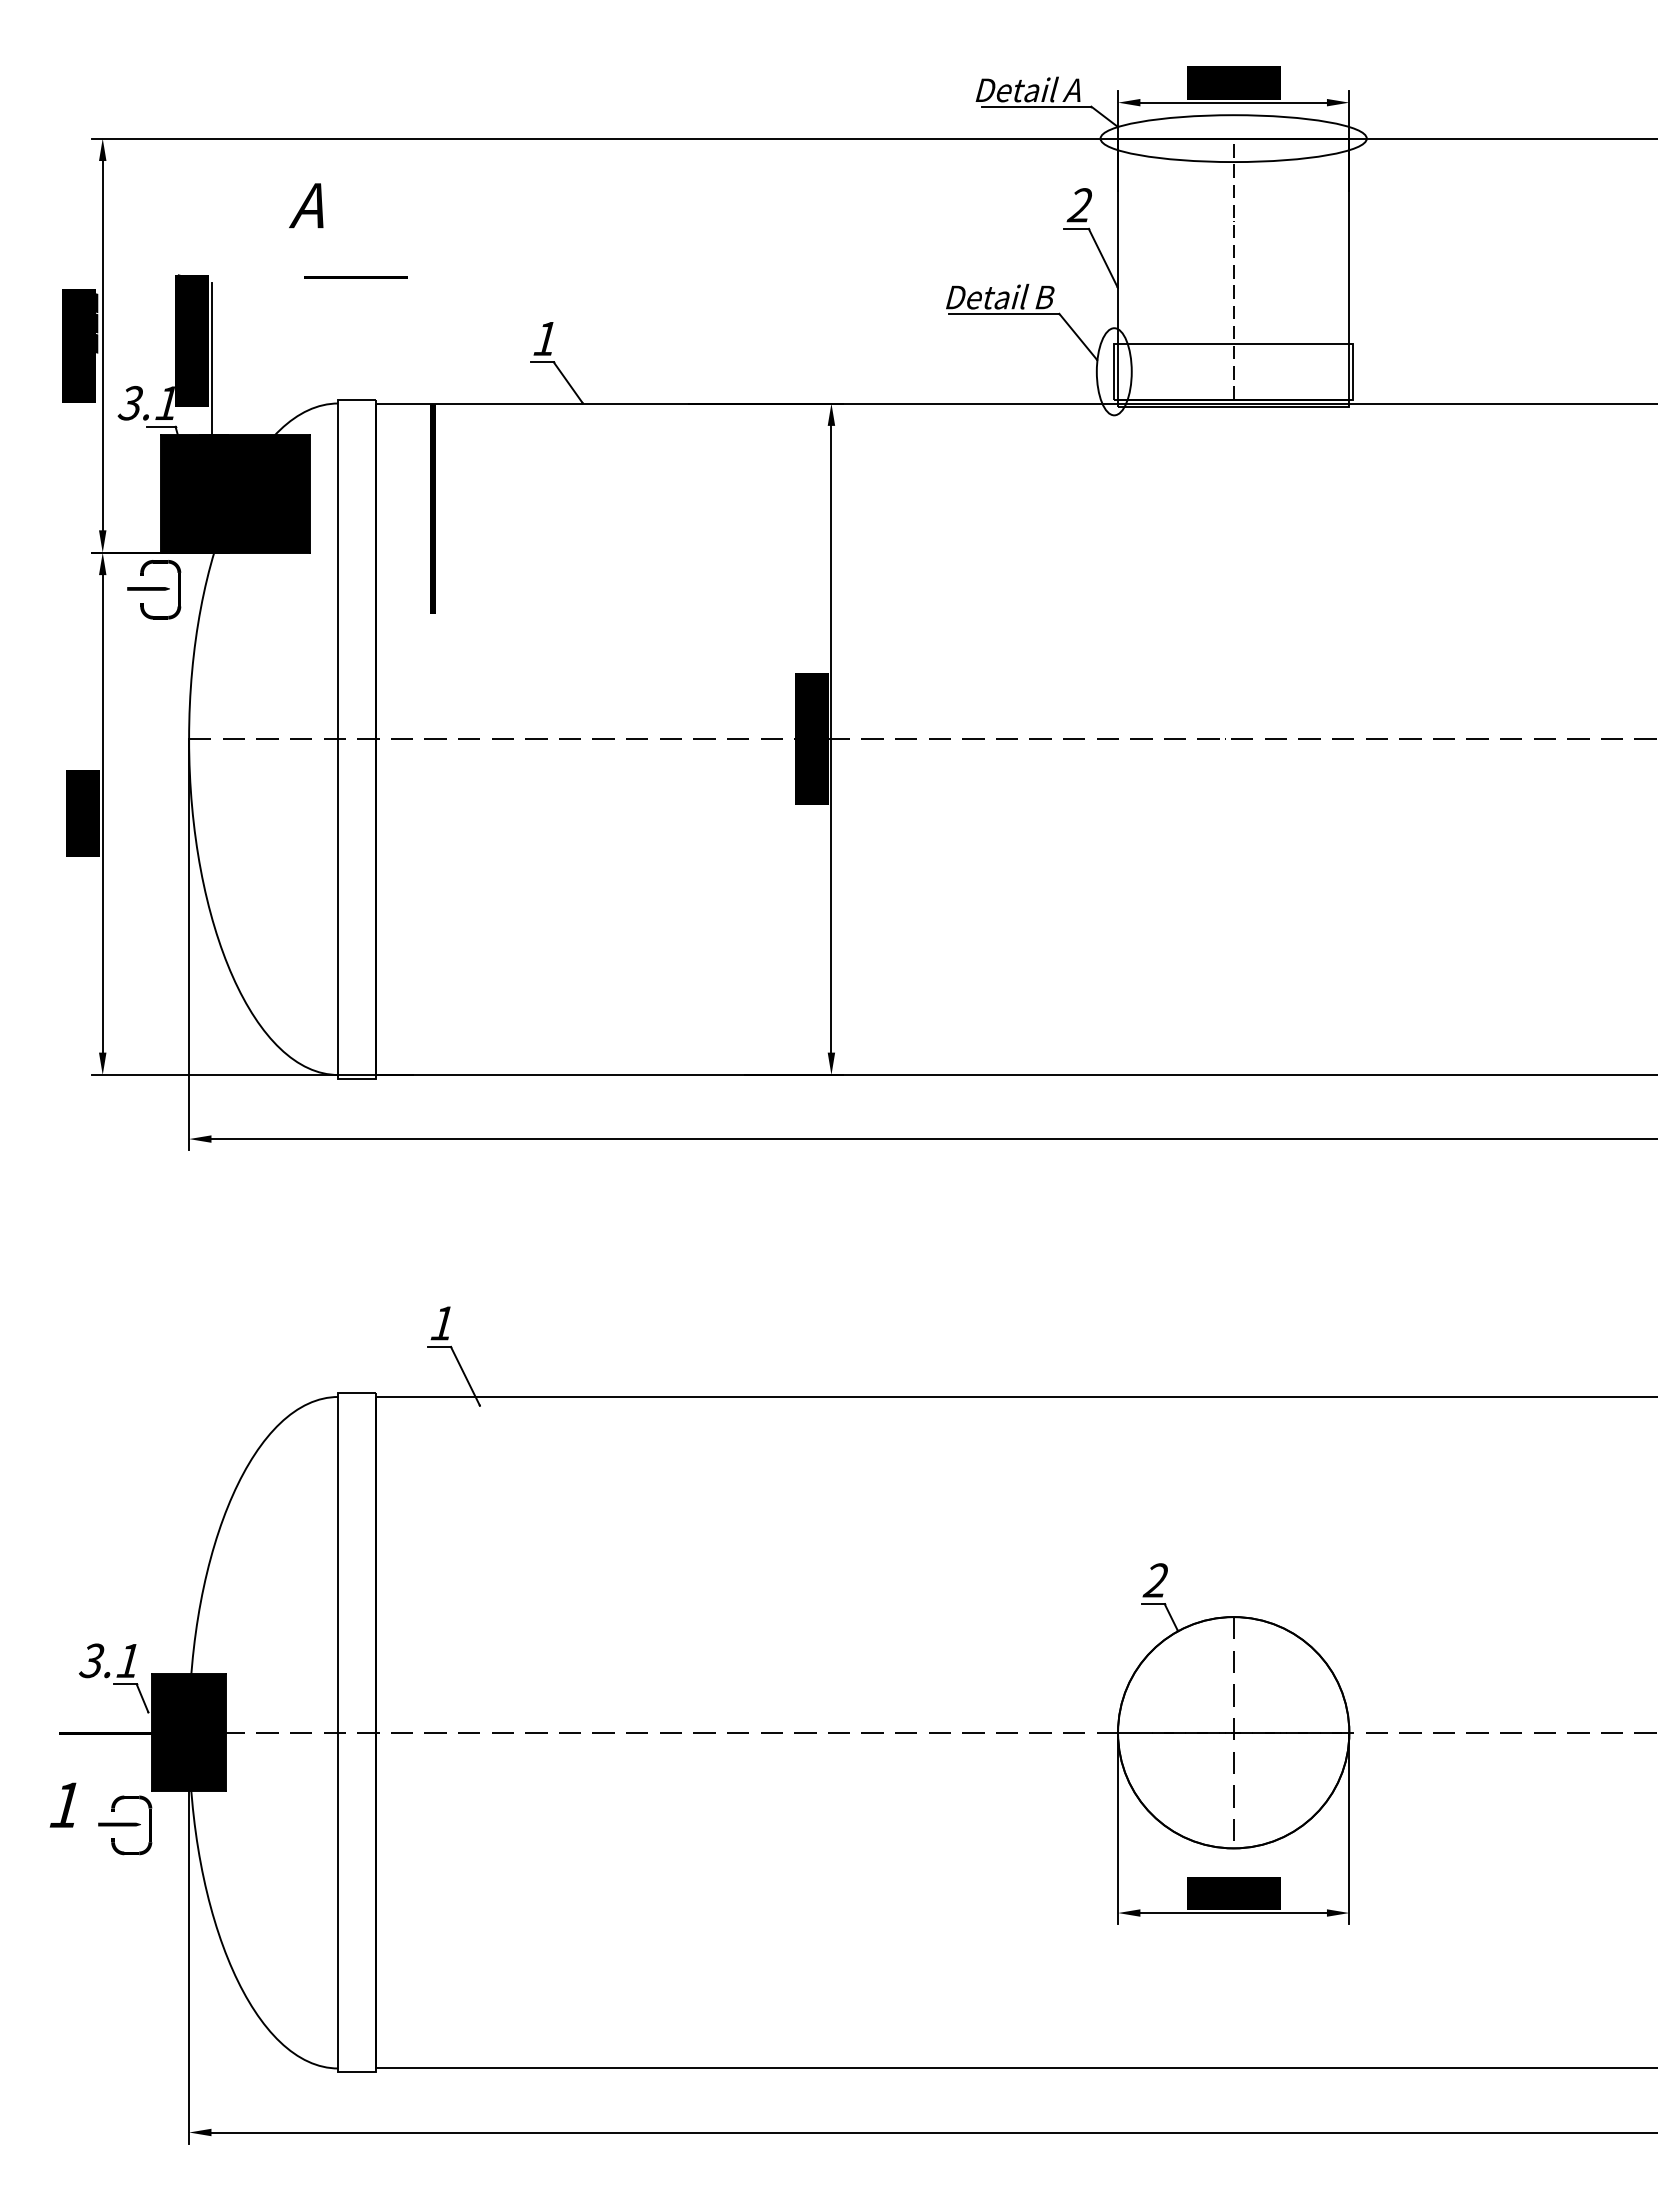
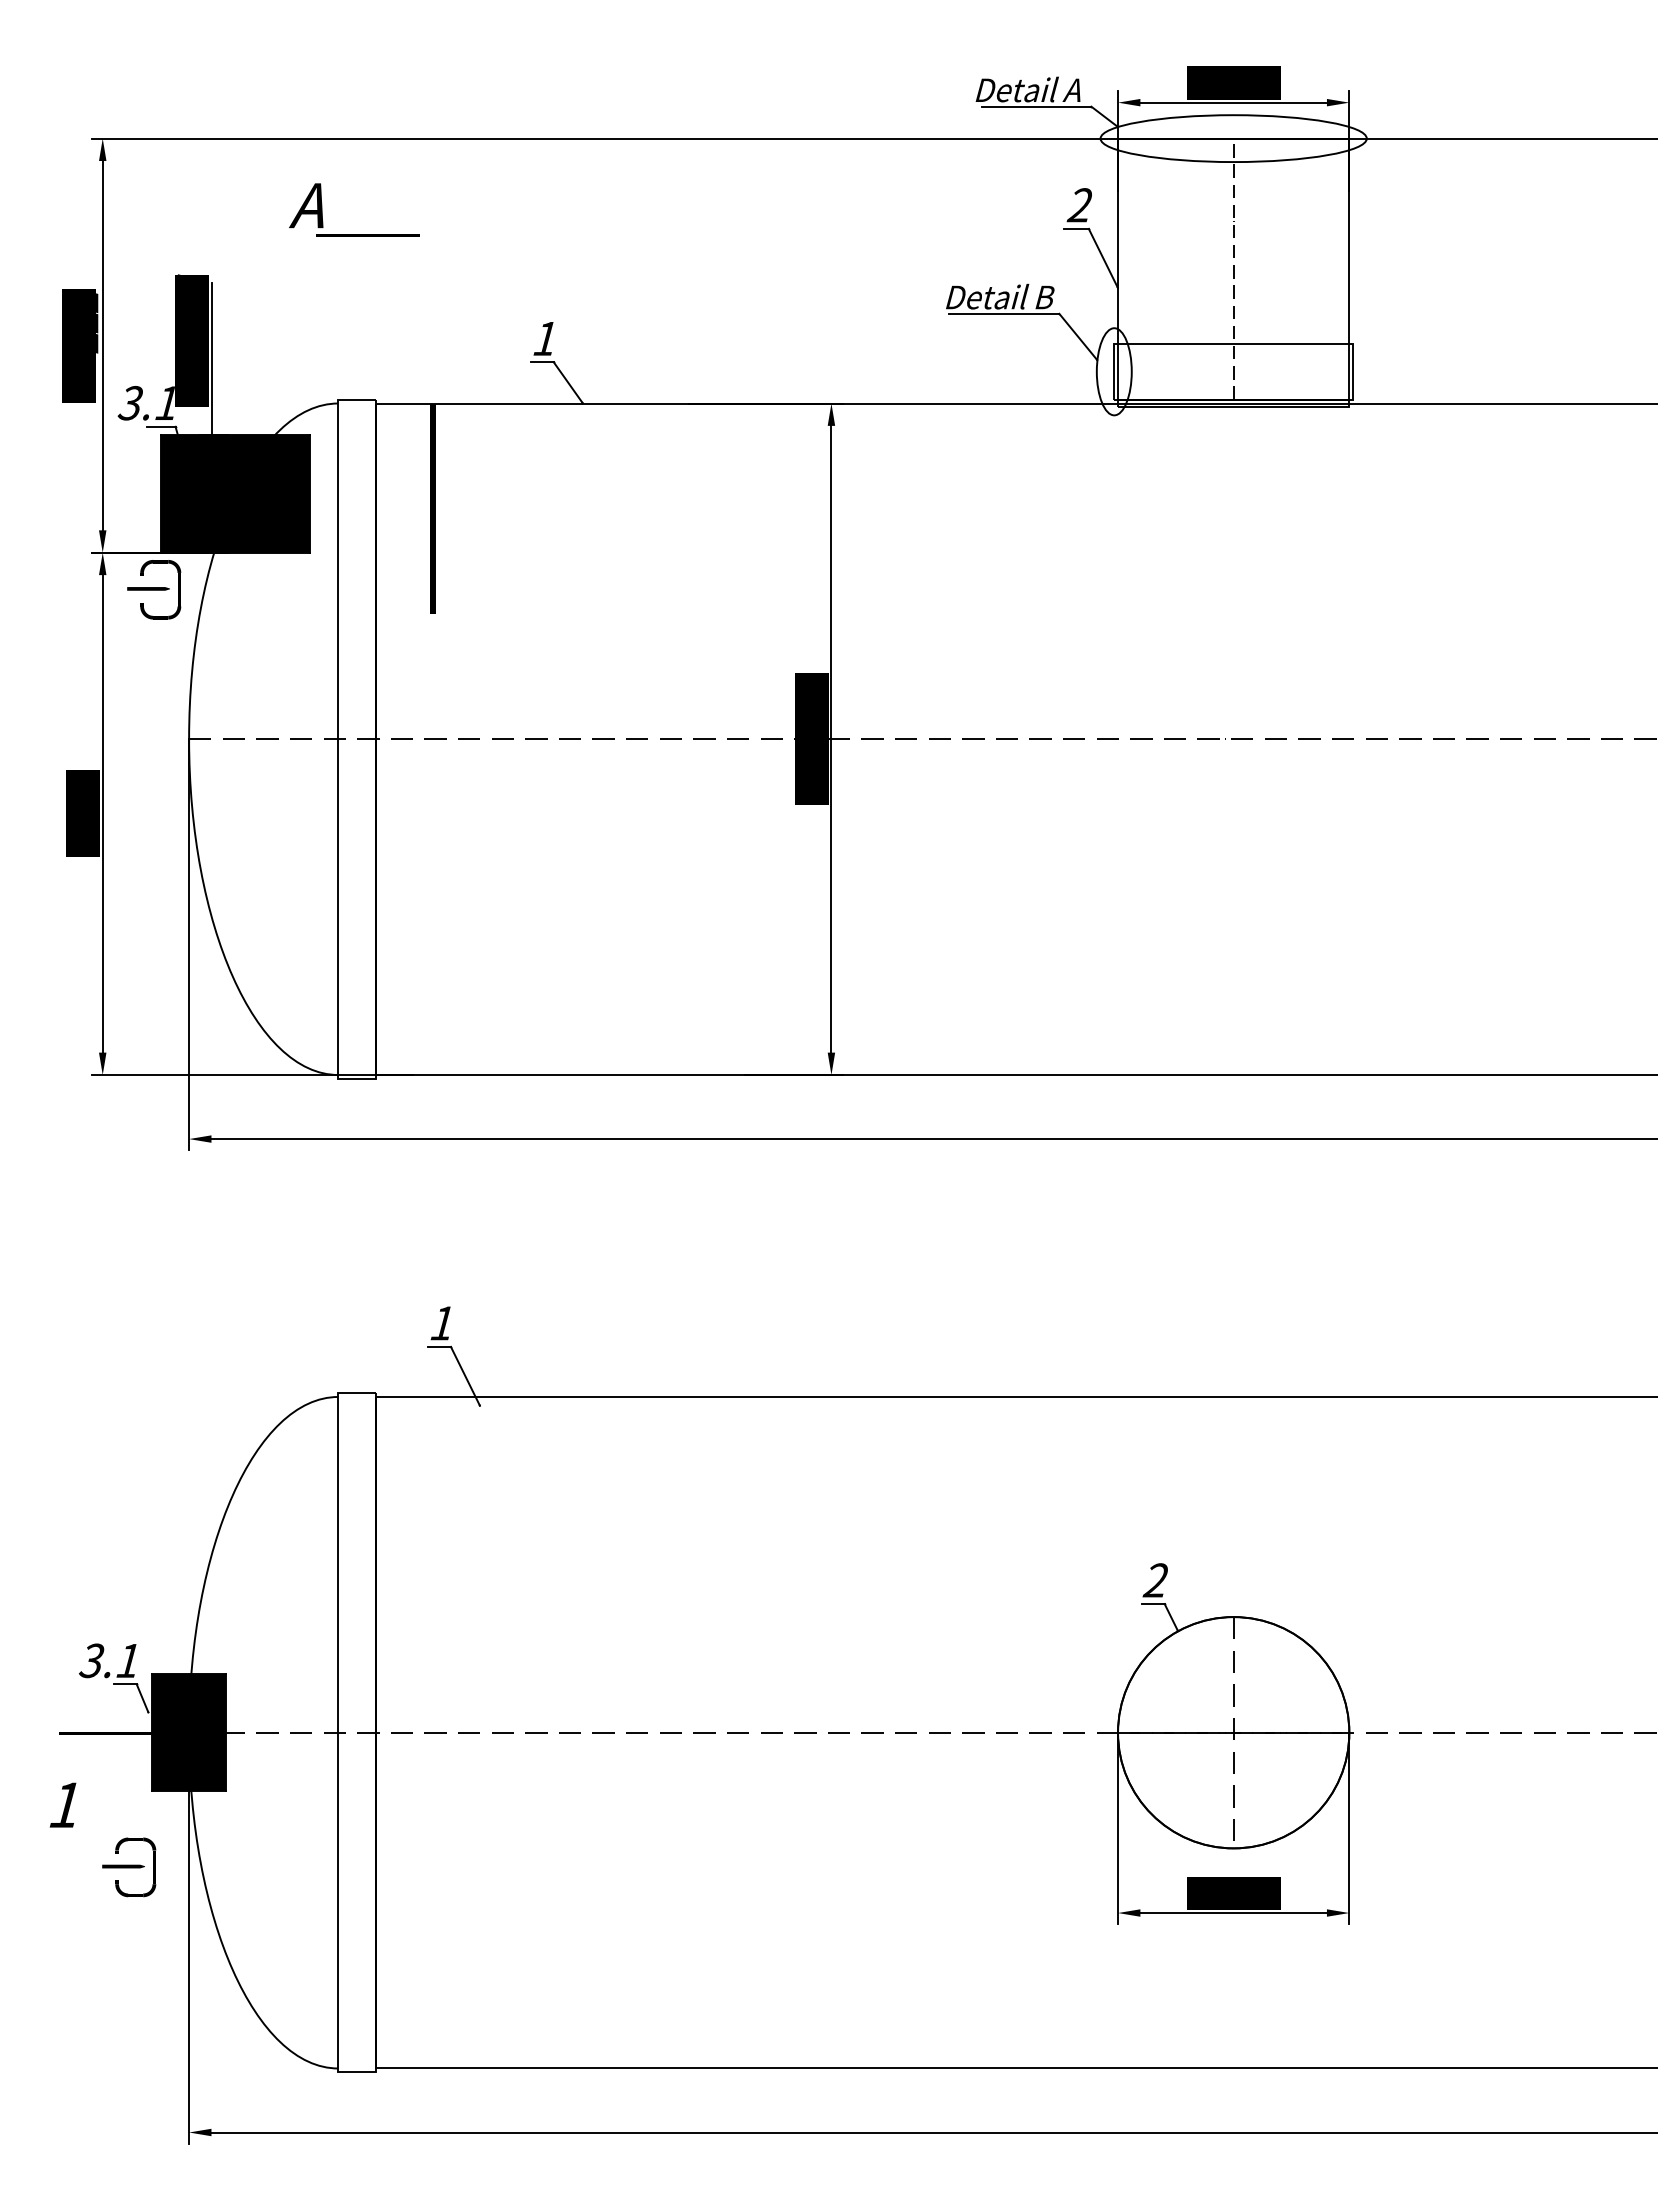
line position: (355, 277) -> (367, 235) (367, 235)
part position: (125, 1825) -> (129, 1867) (129, 1867)
